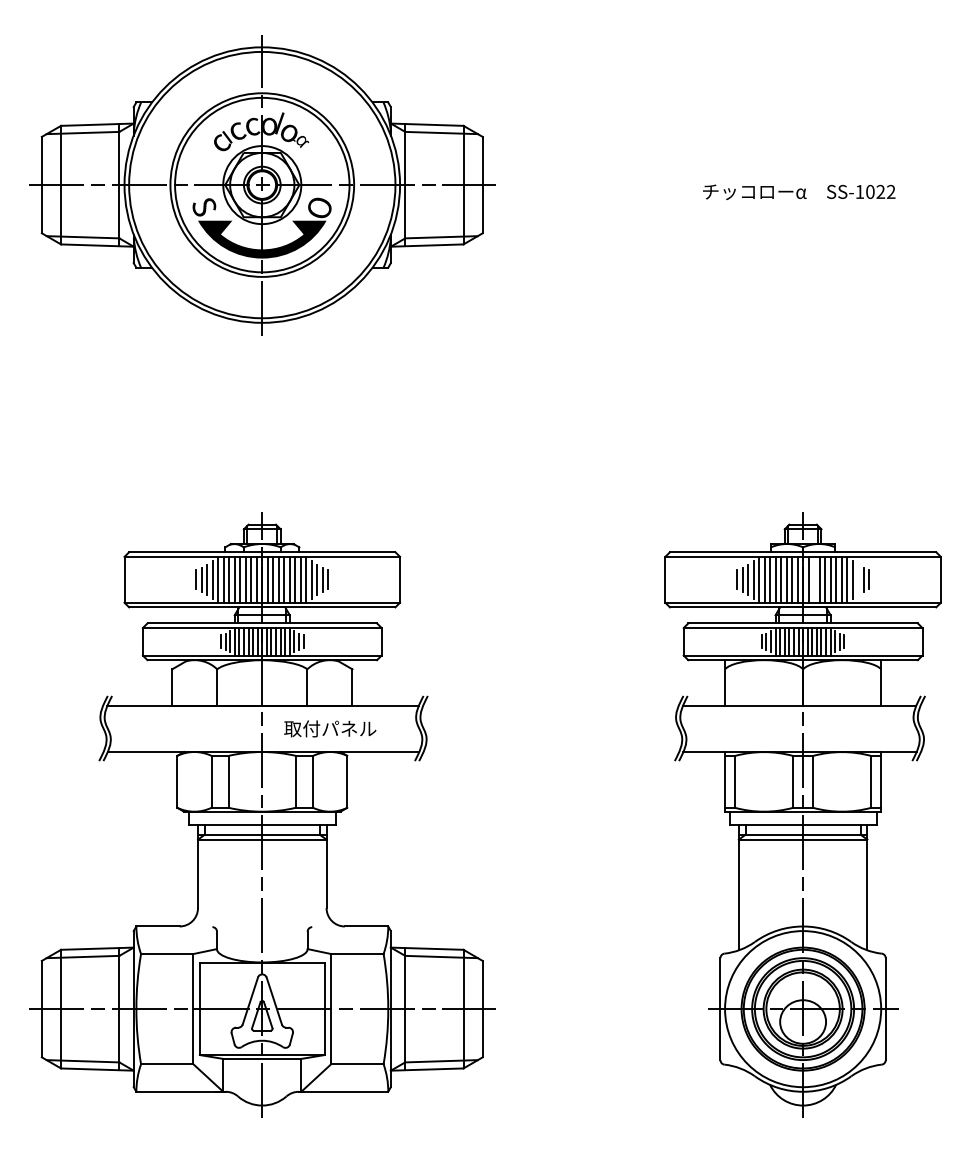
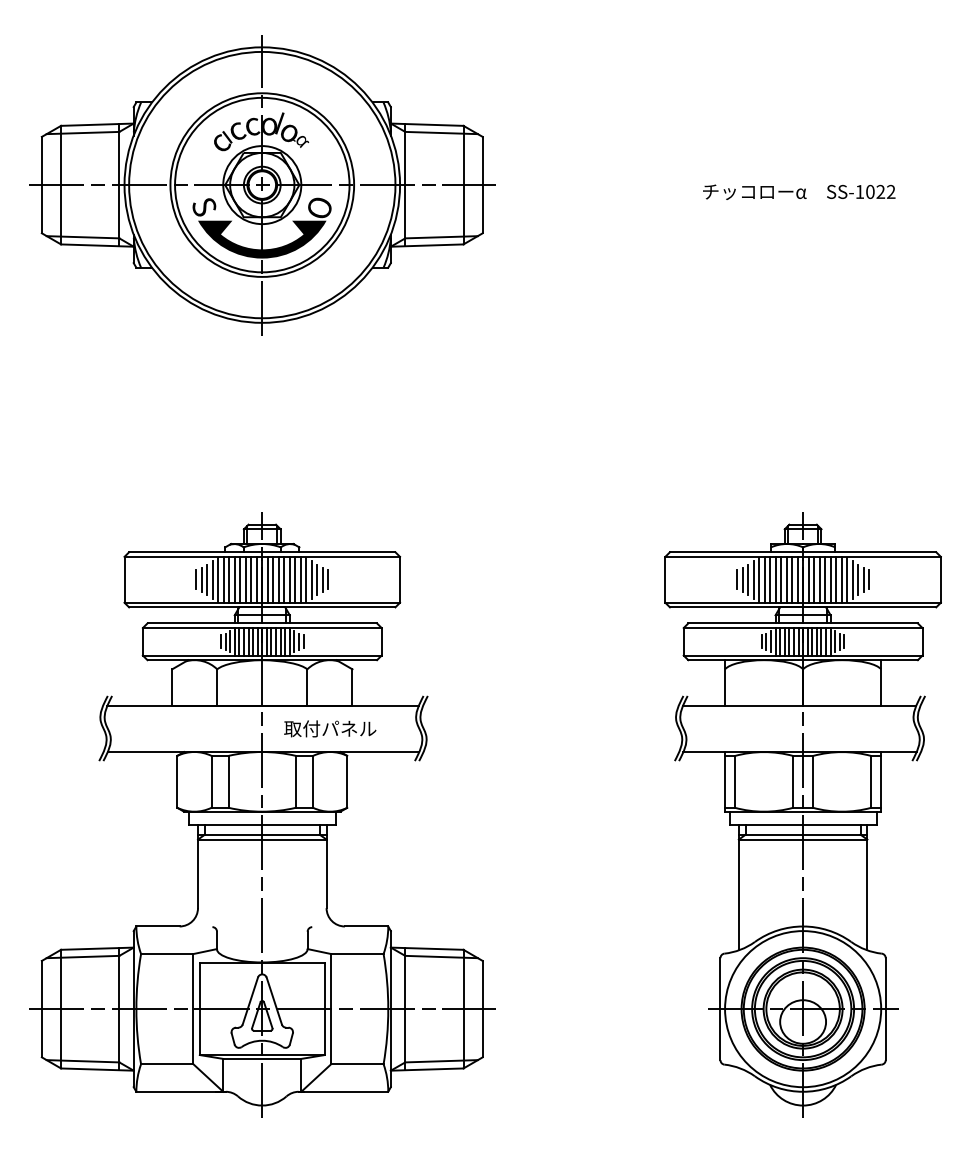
line: none -> present (814, 579)
line: none -> present (858, 579)
